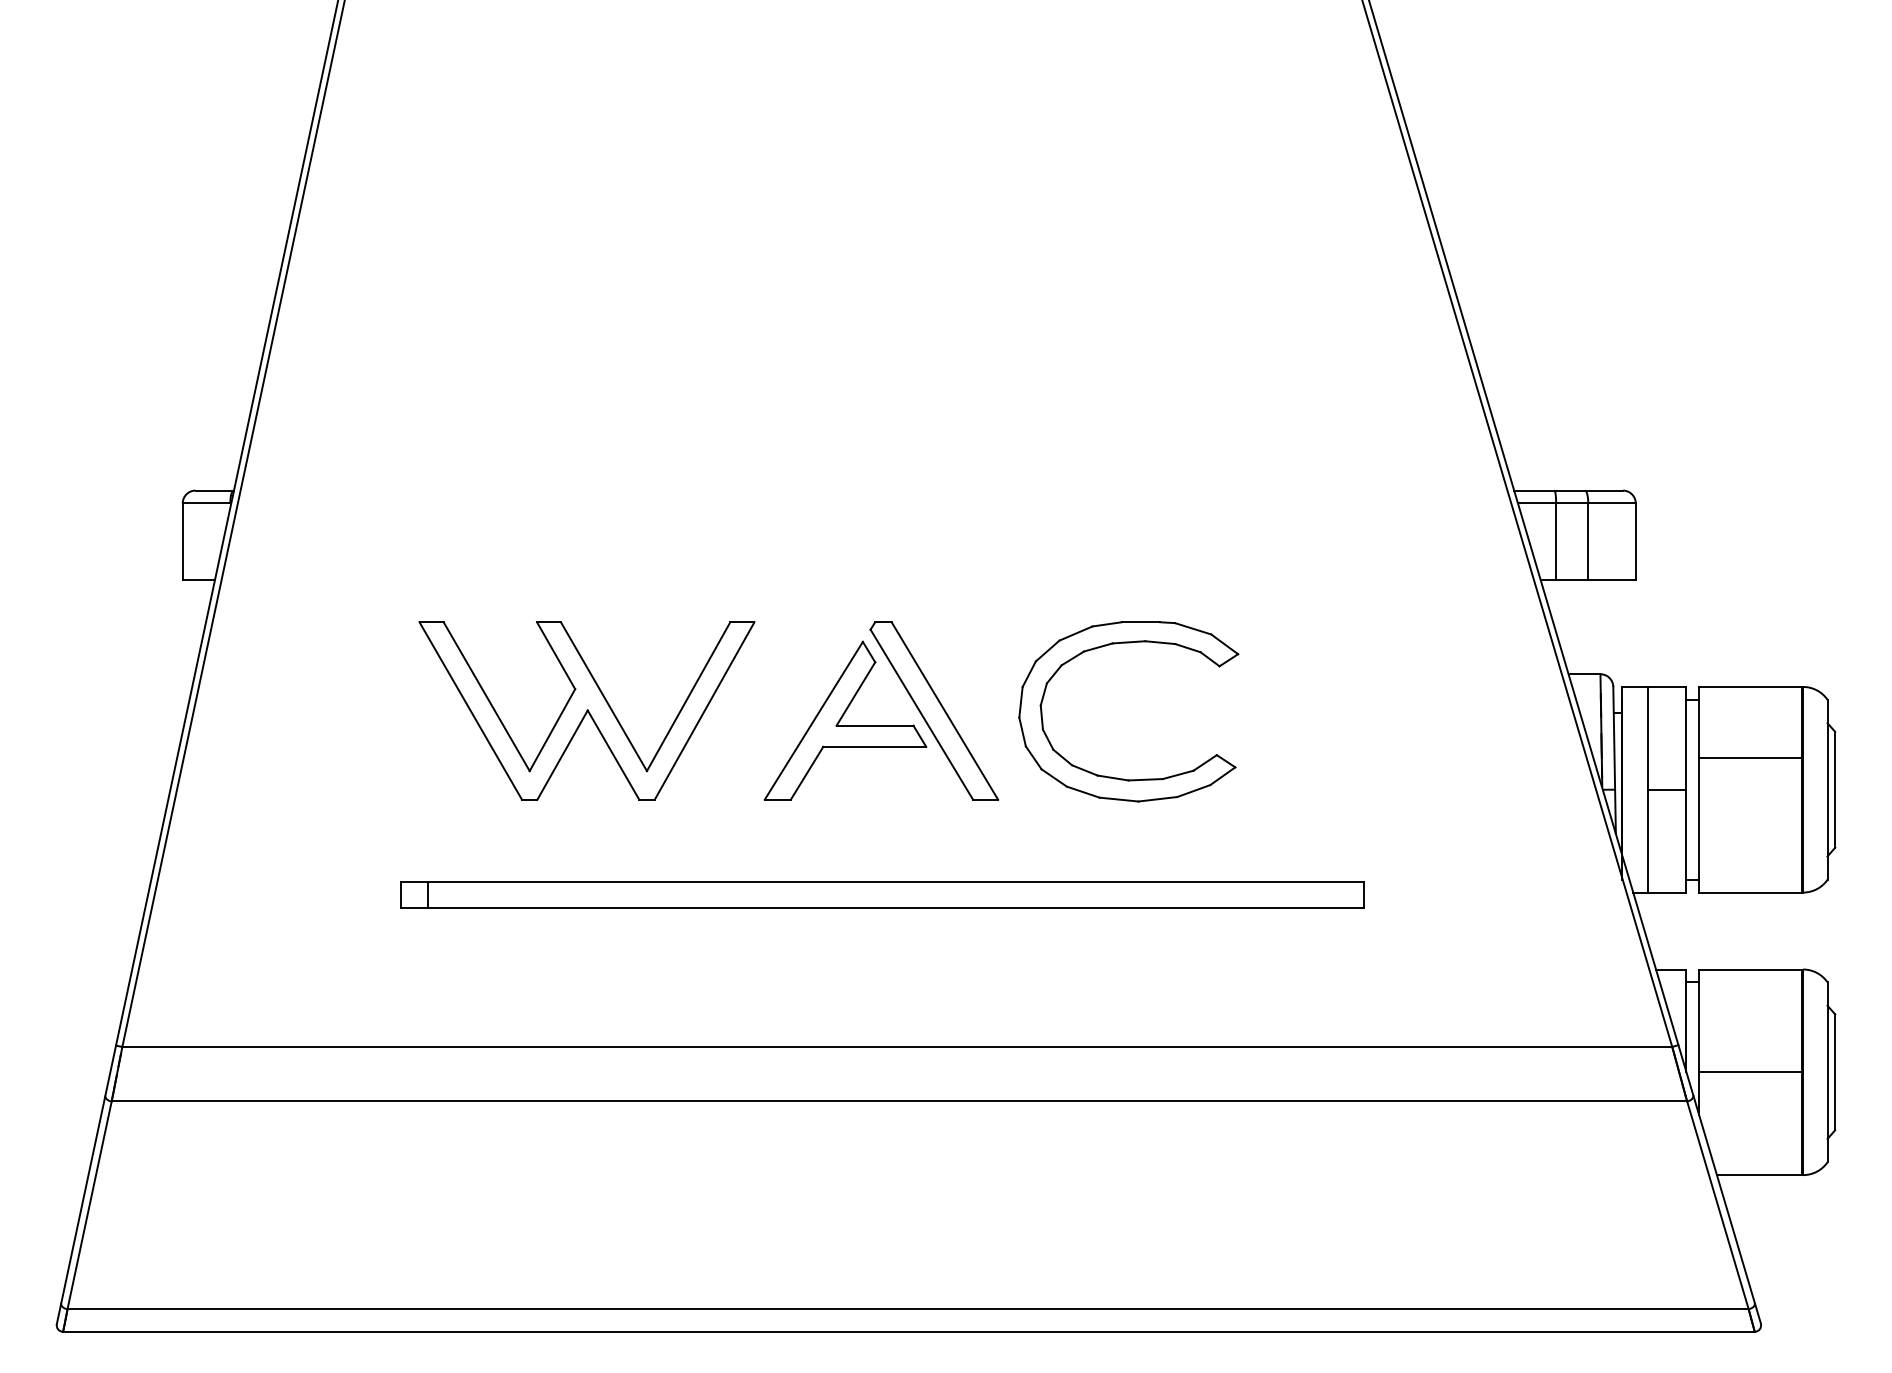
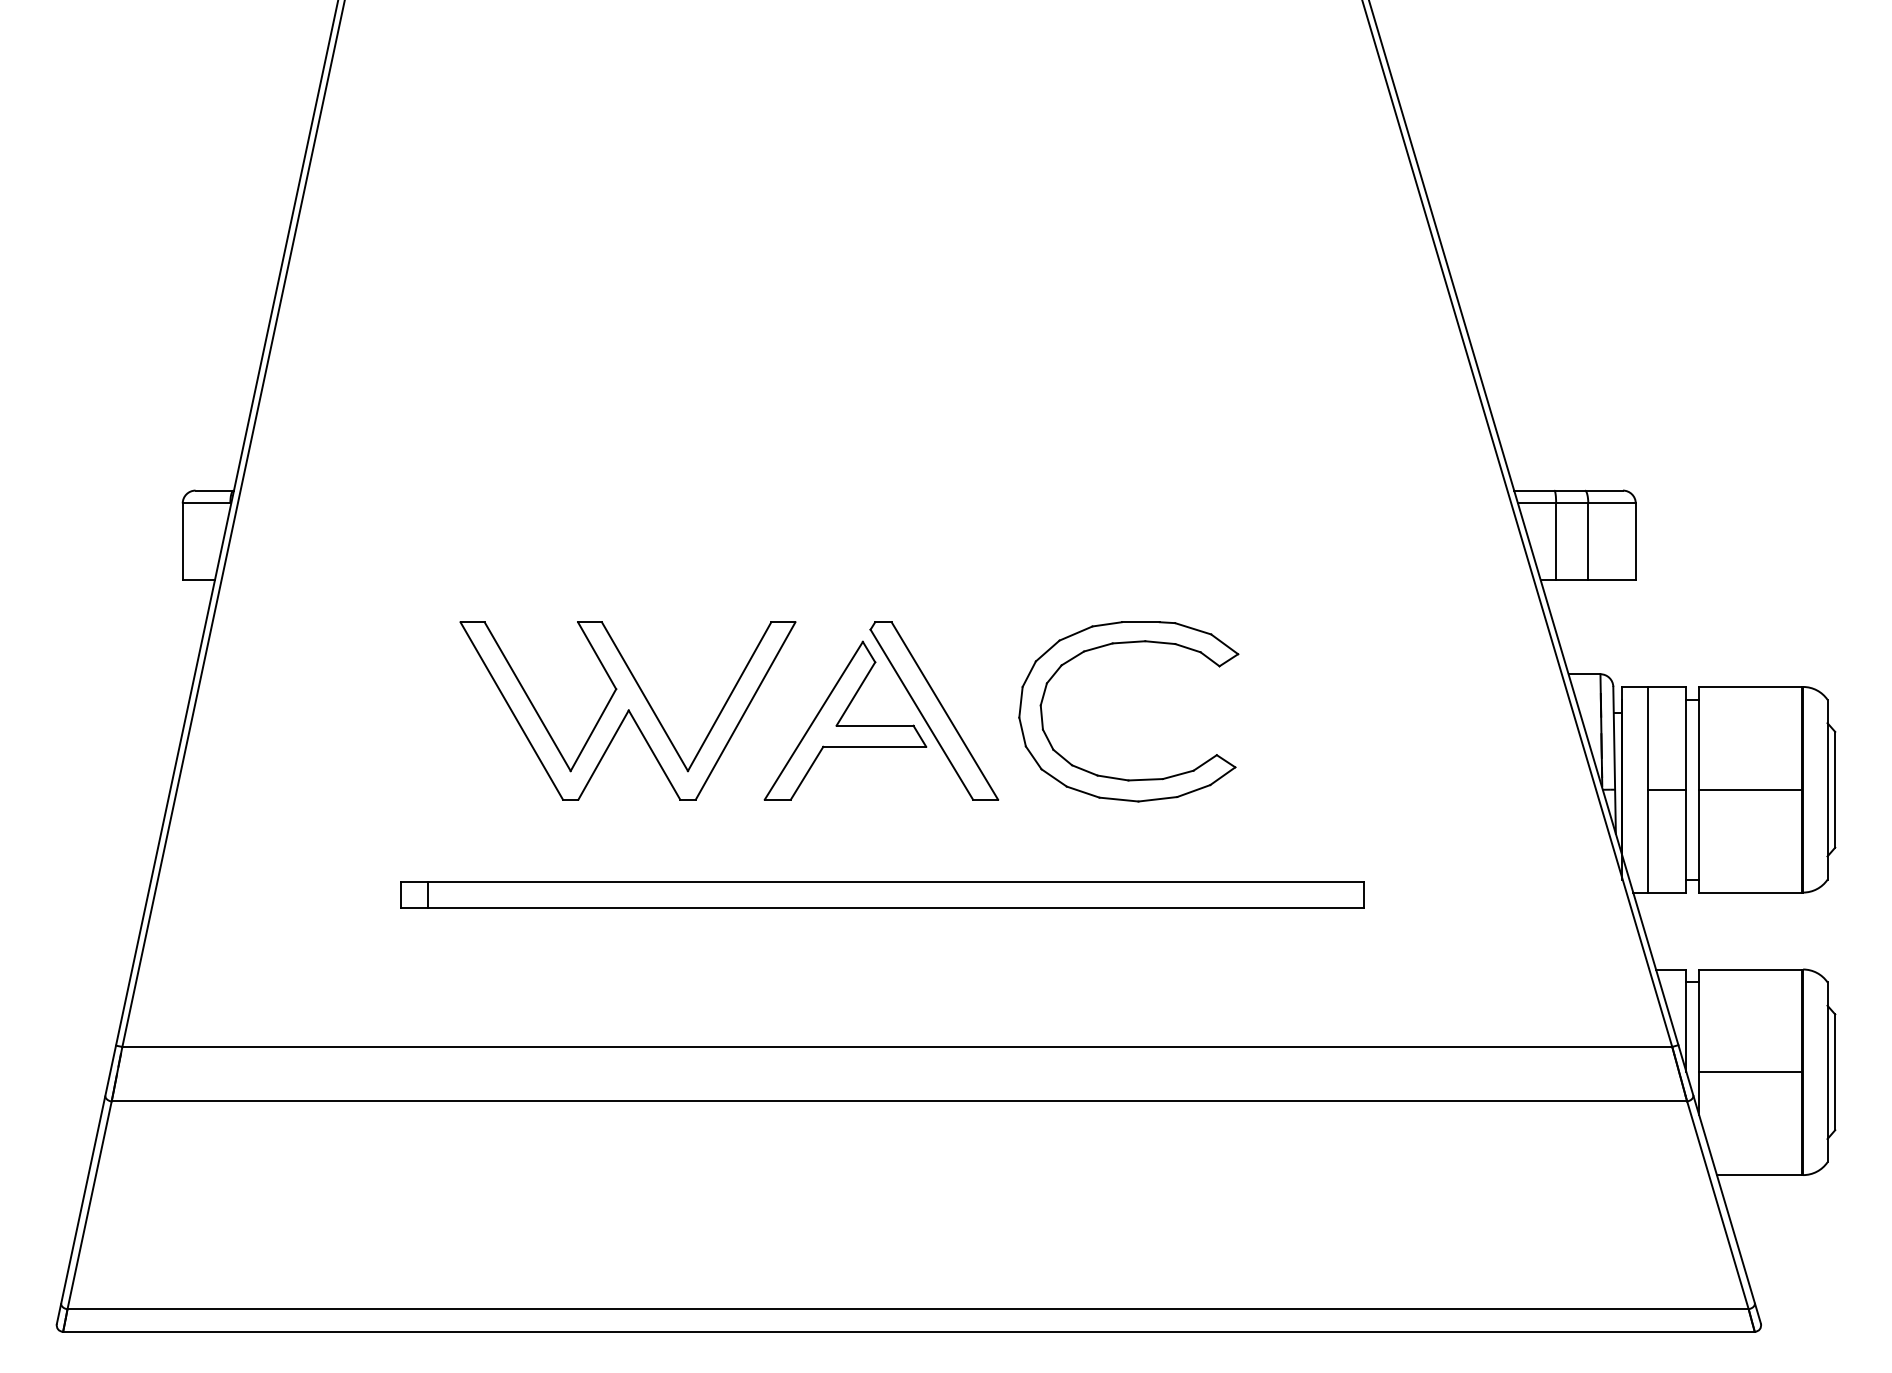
part position: (586, 710) -> (627, 710) (627, 710)
line position: (1750, 757) -> (1750, 789) (1750, 789)
